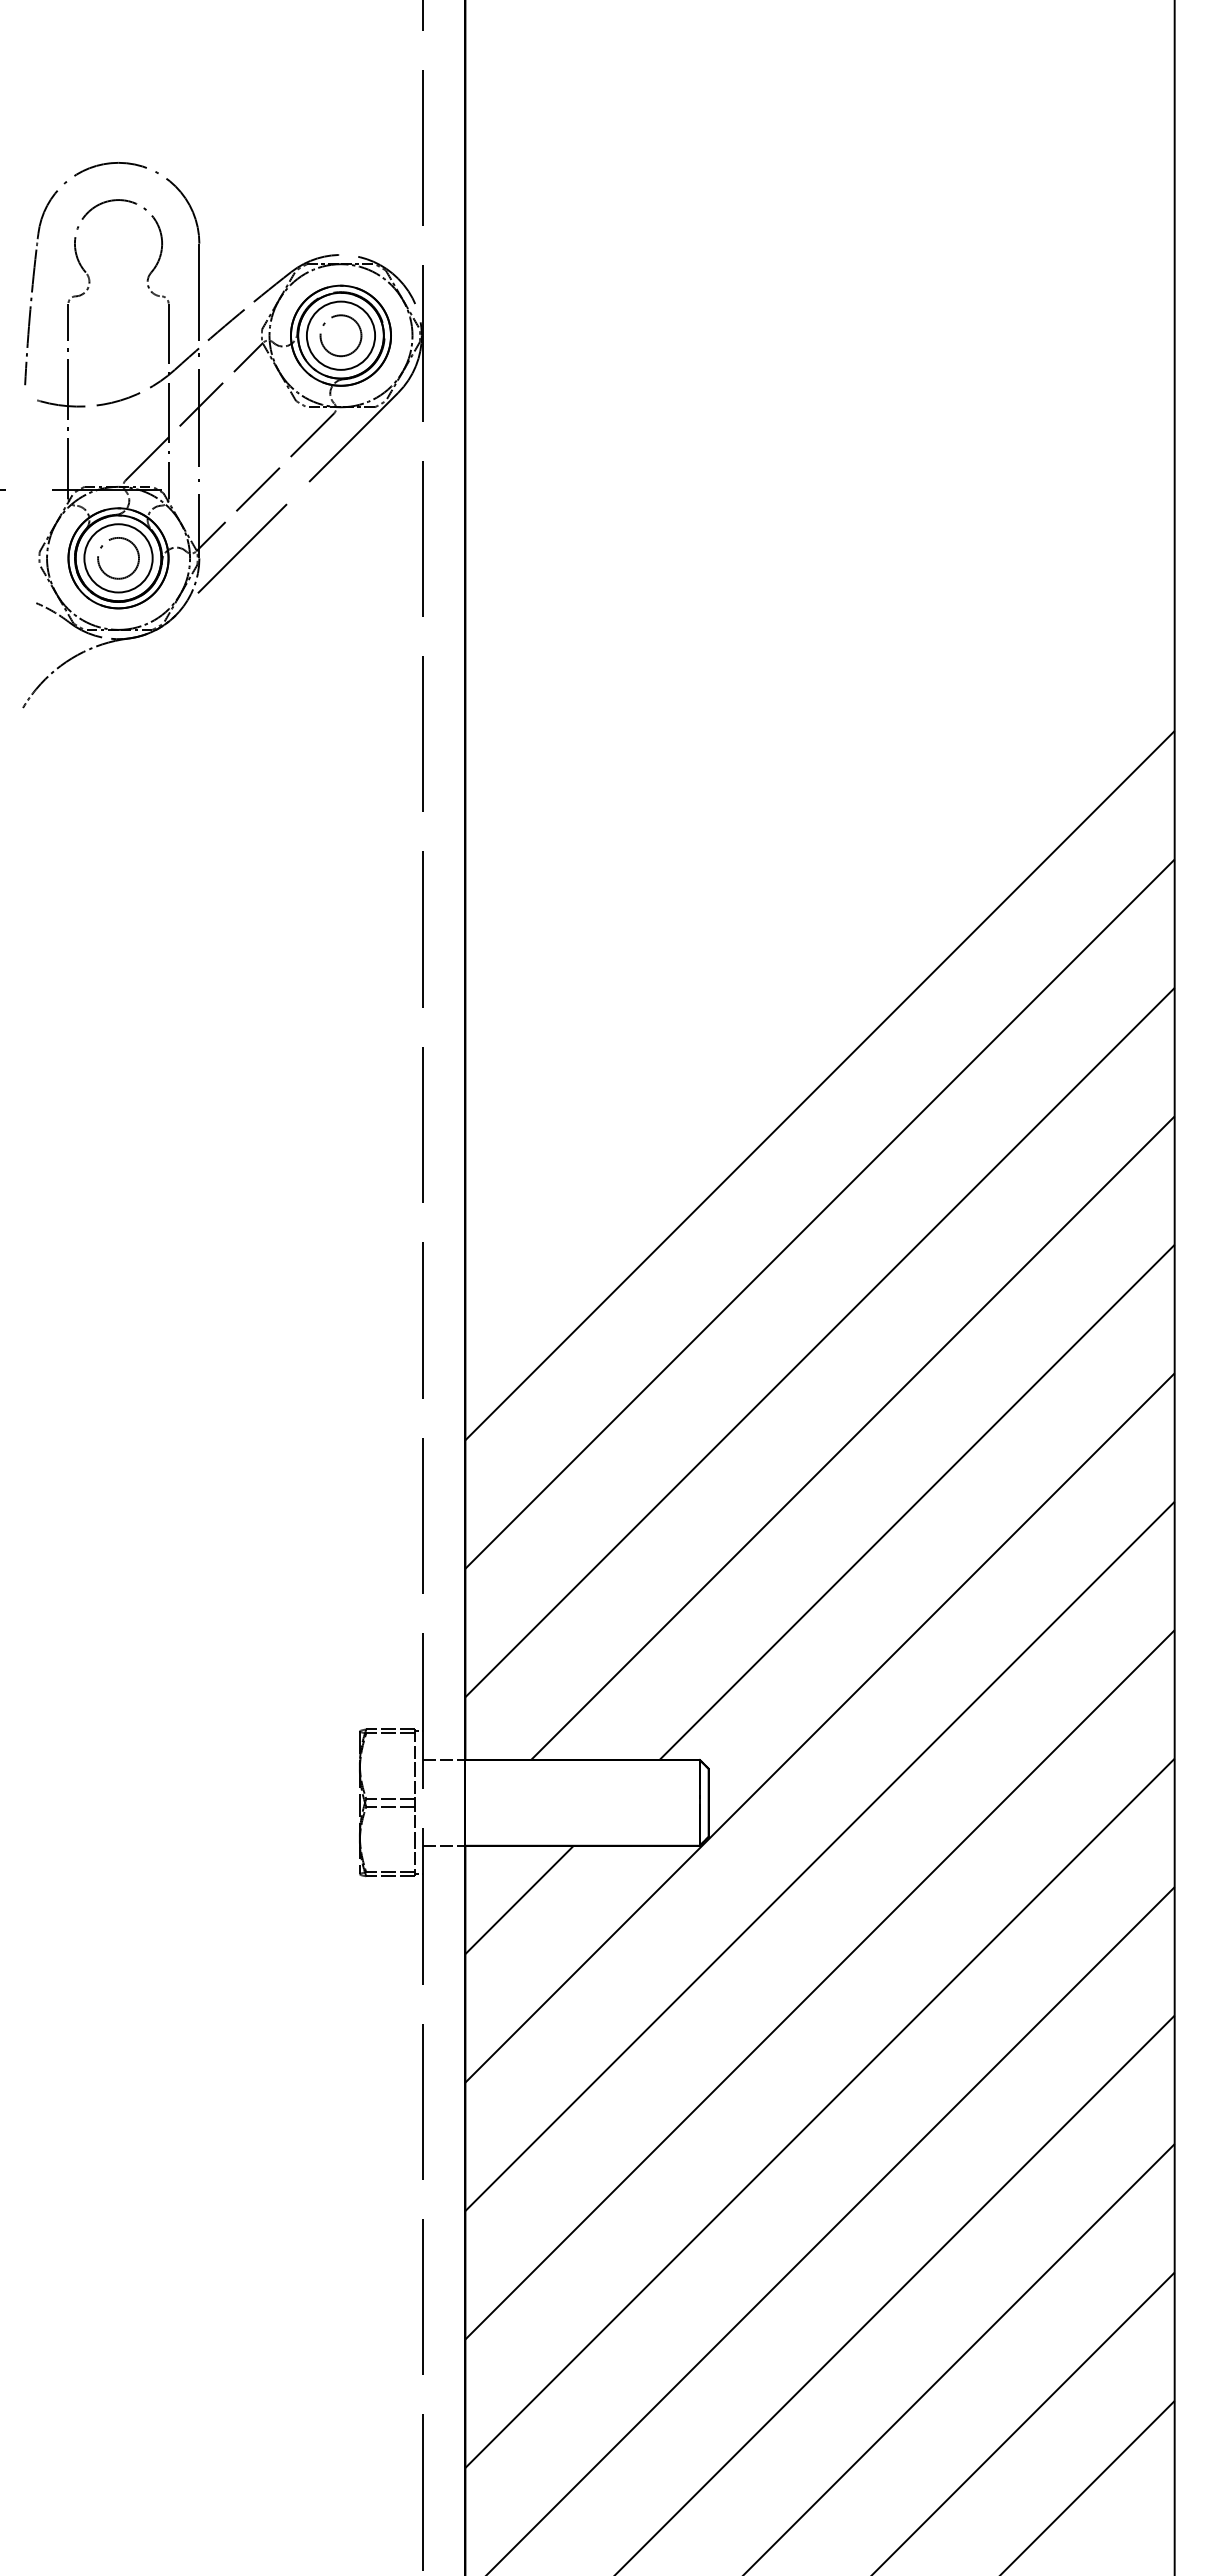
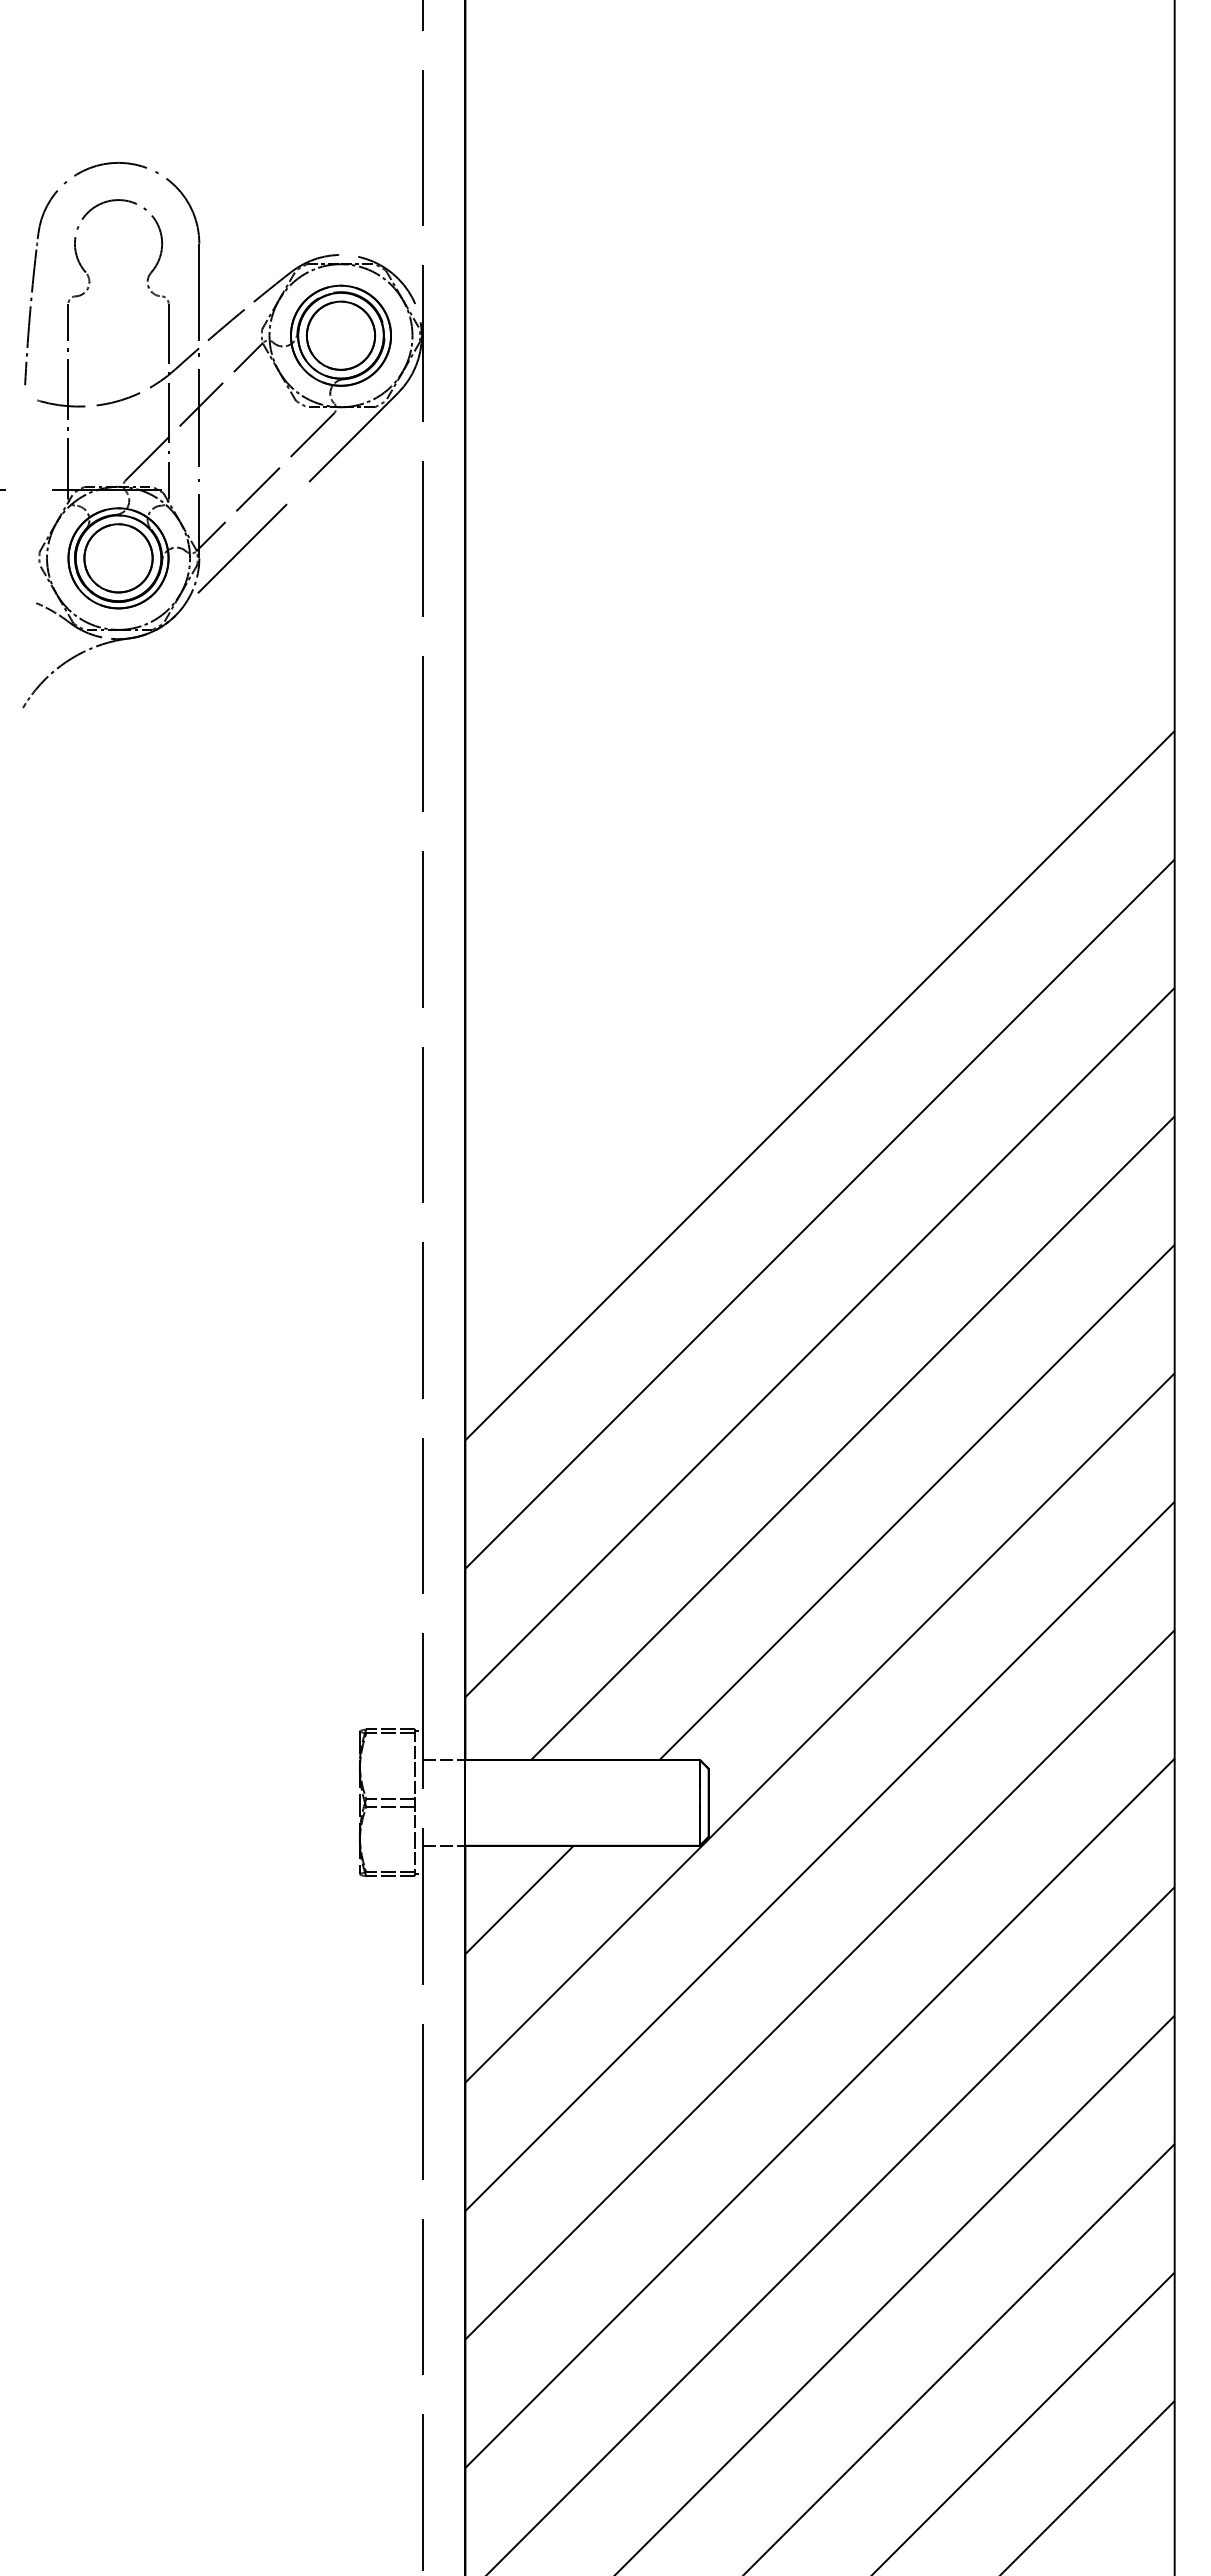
circle diameter: 41 px -> 68 px (340, 335)
circle diameter: 41 px -> 68 px (118, 558)
